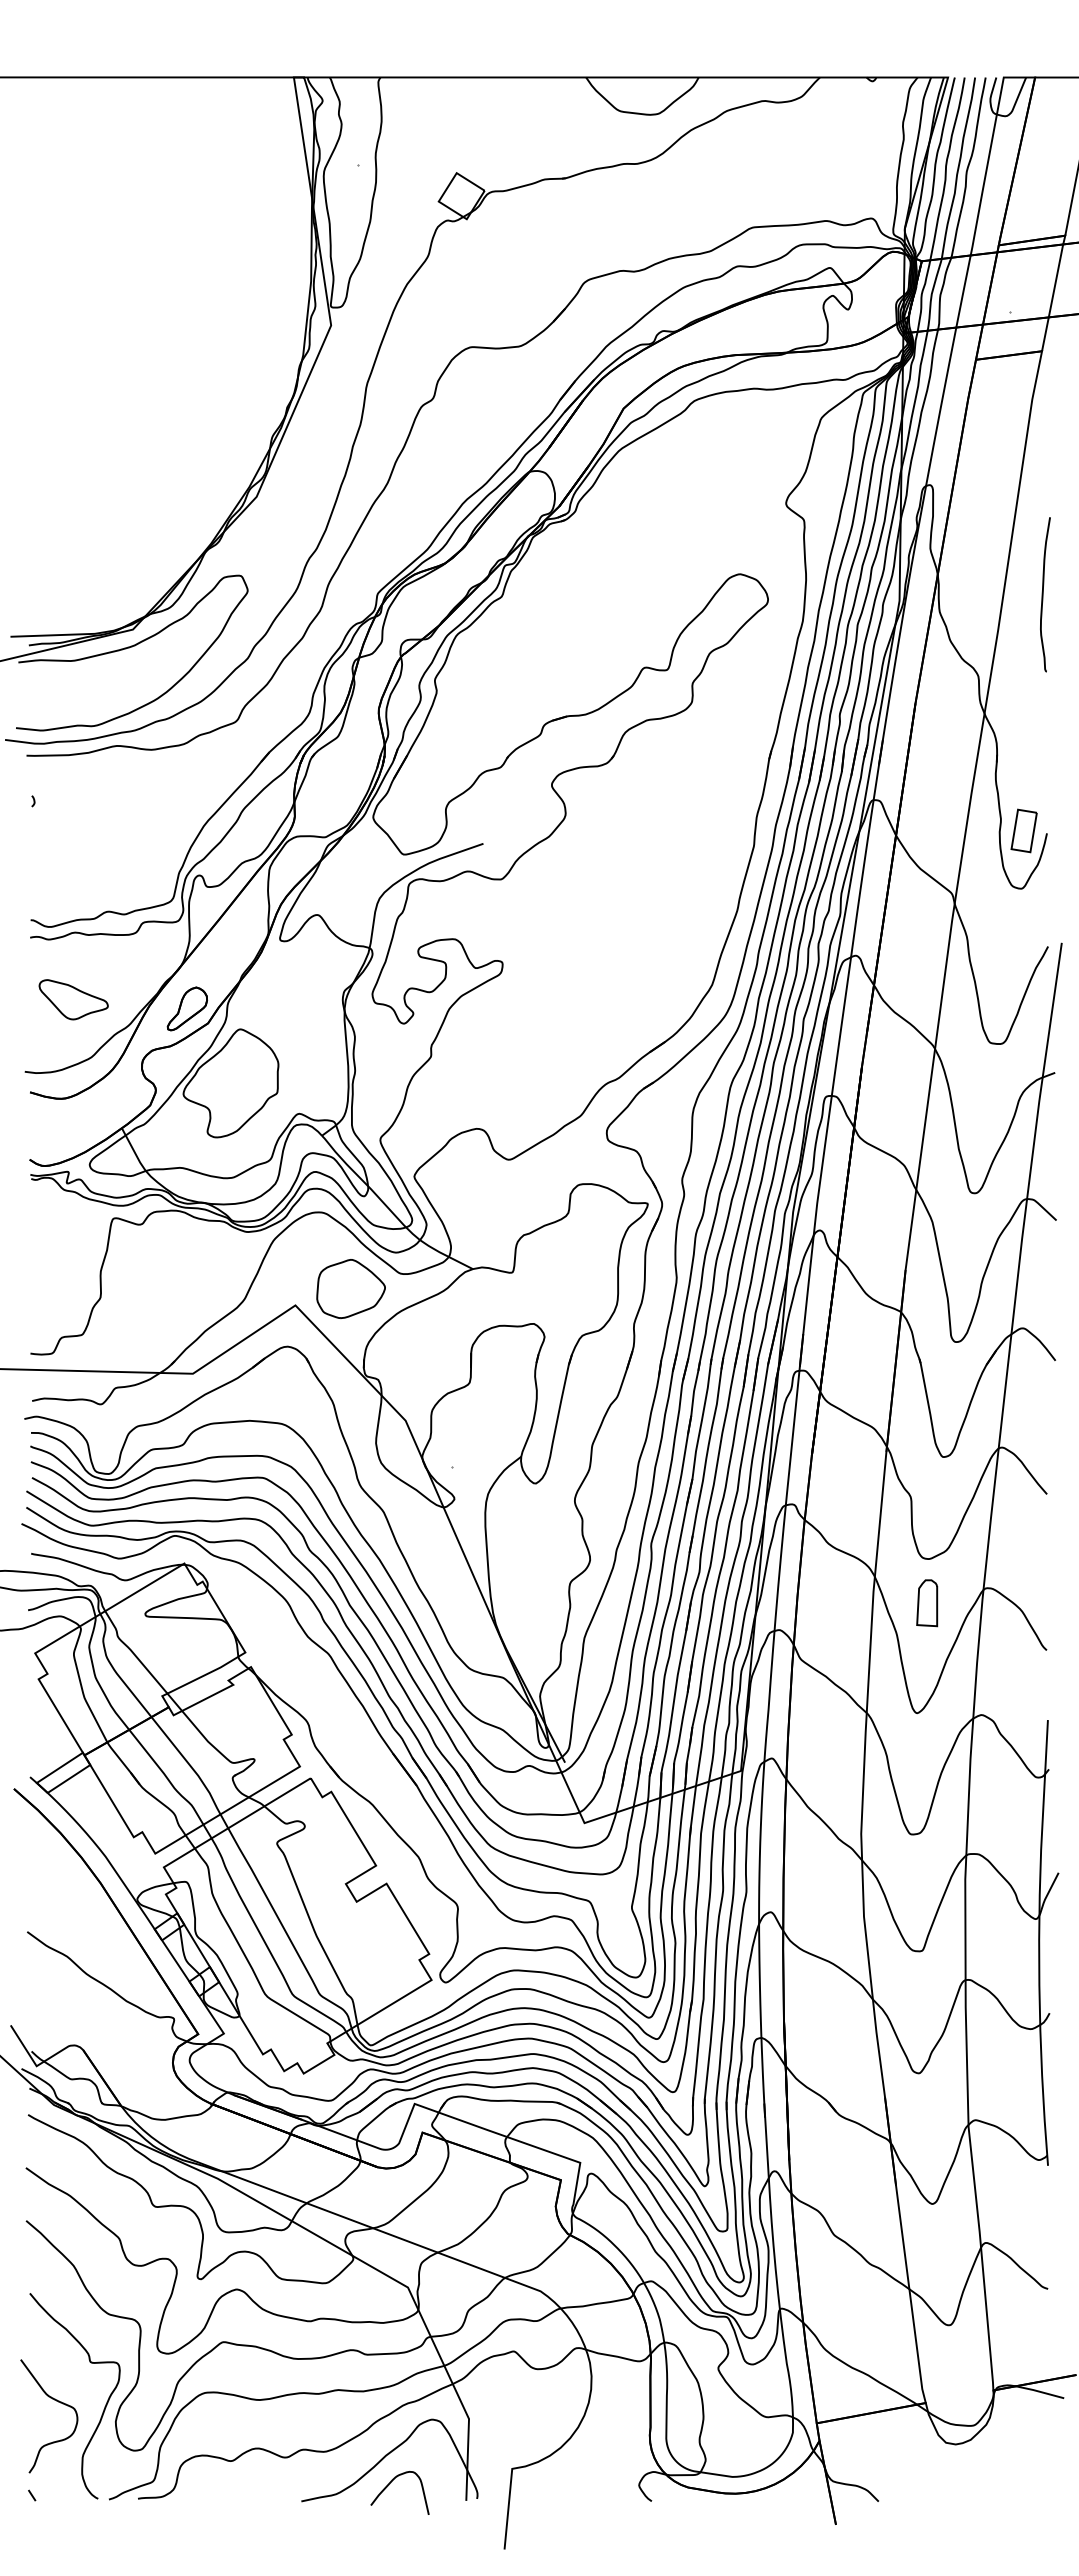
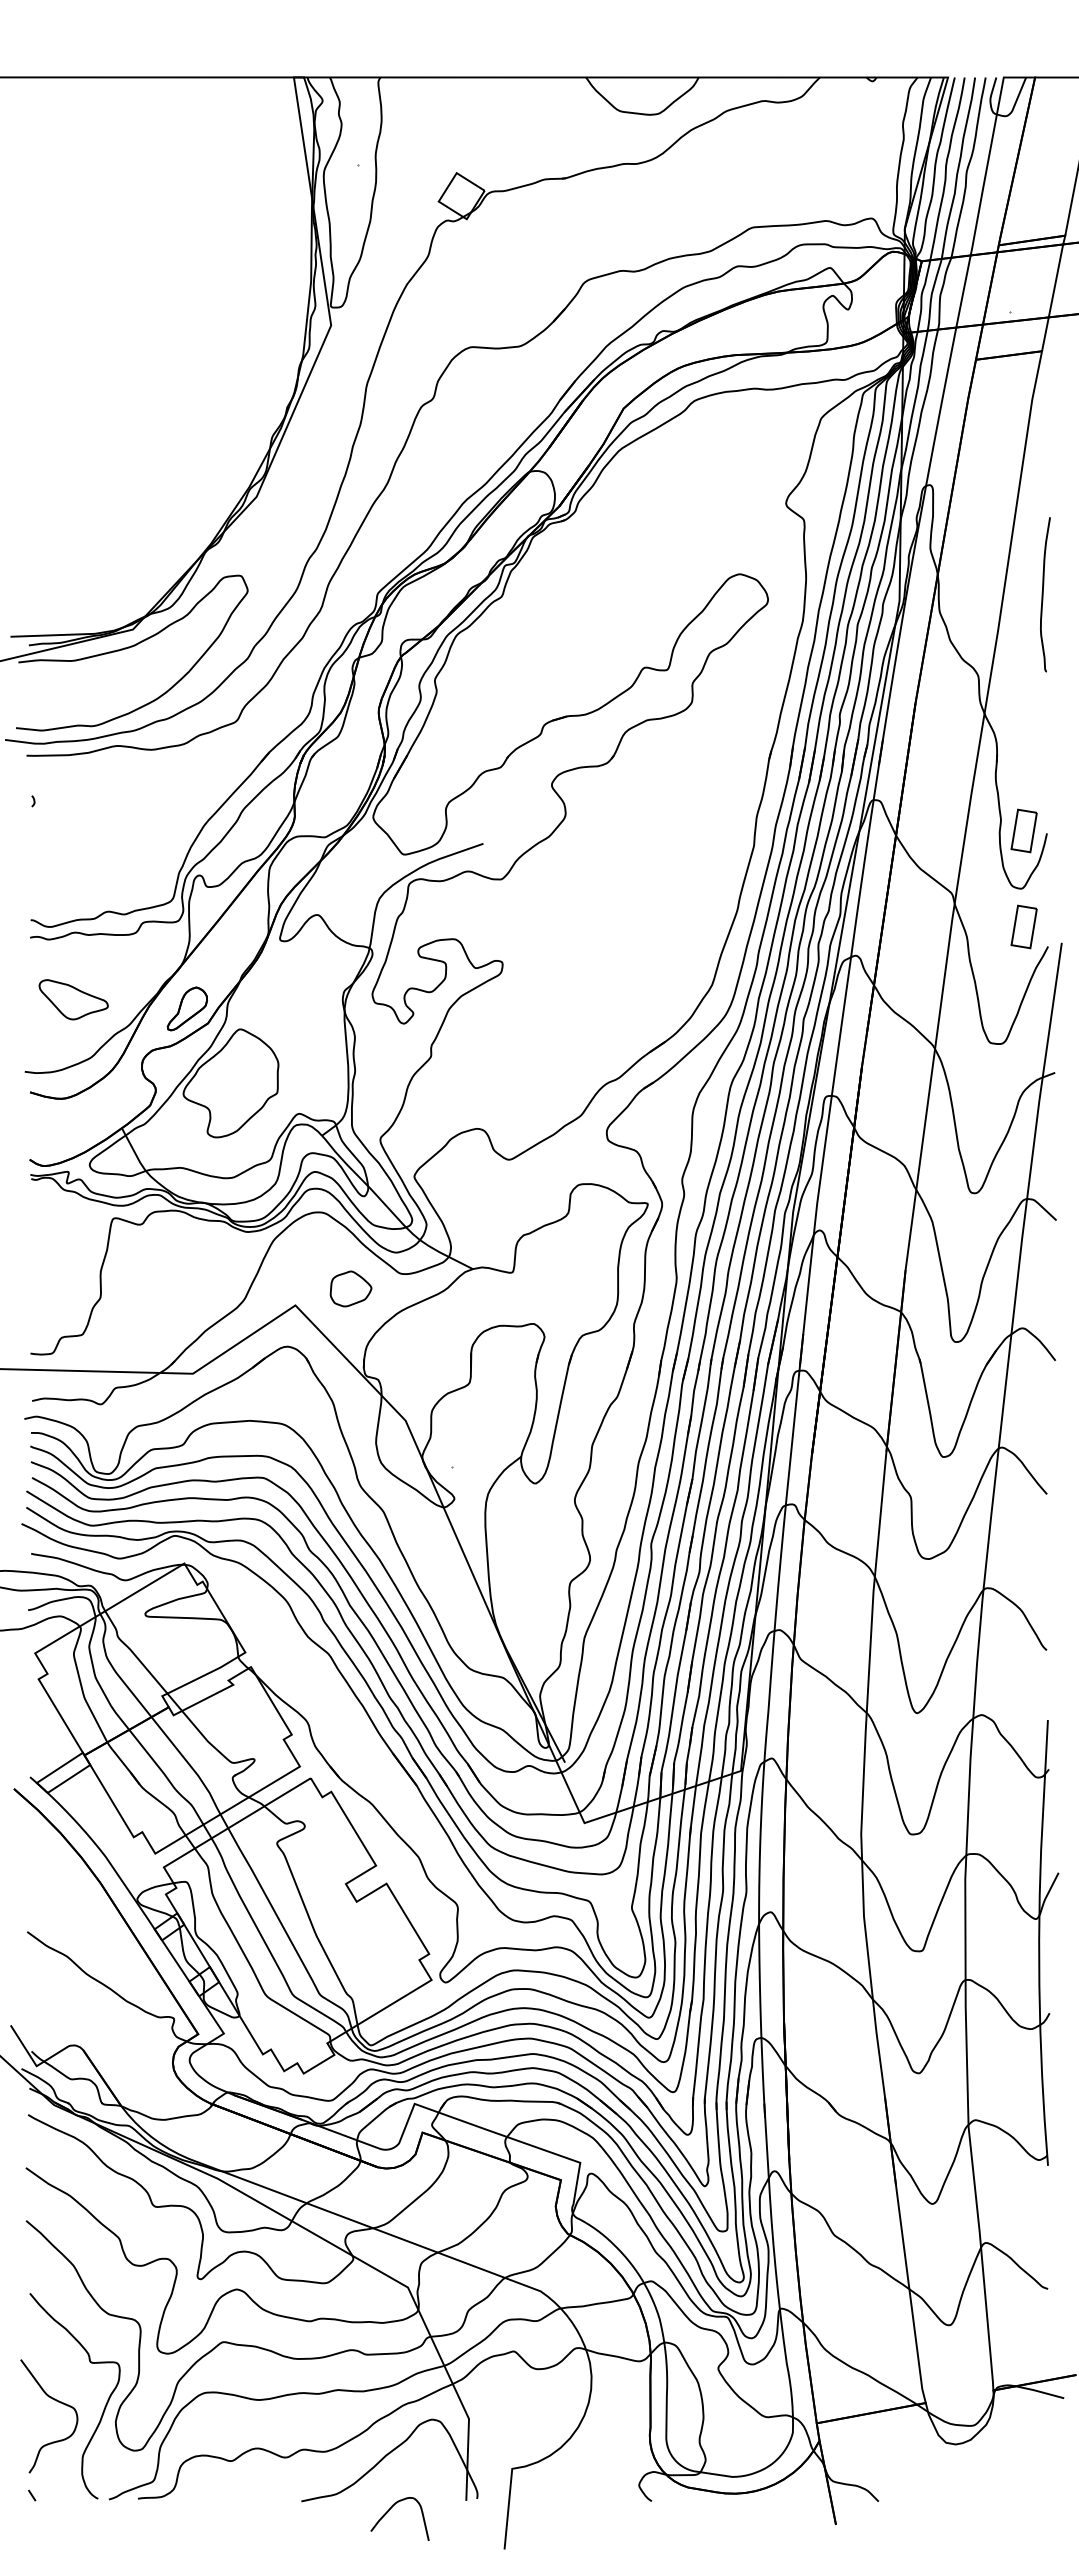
part: none -> present (1023, 926)
part size: 70x60 px -> 44x38 px (350, 1288)
part: present -> none (927, 1603)
curve position: (389, 2485) -> (389, 2511) (389, 2511)
